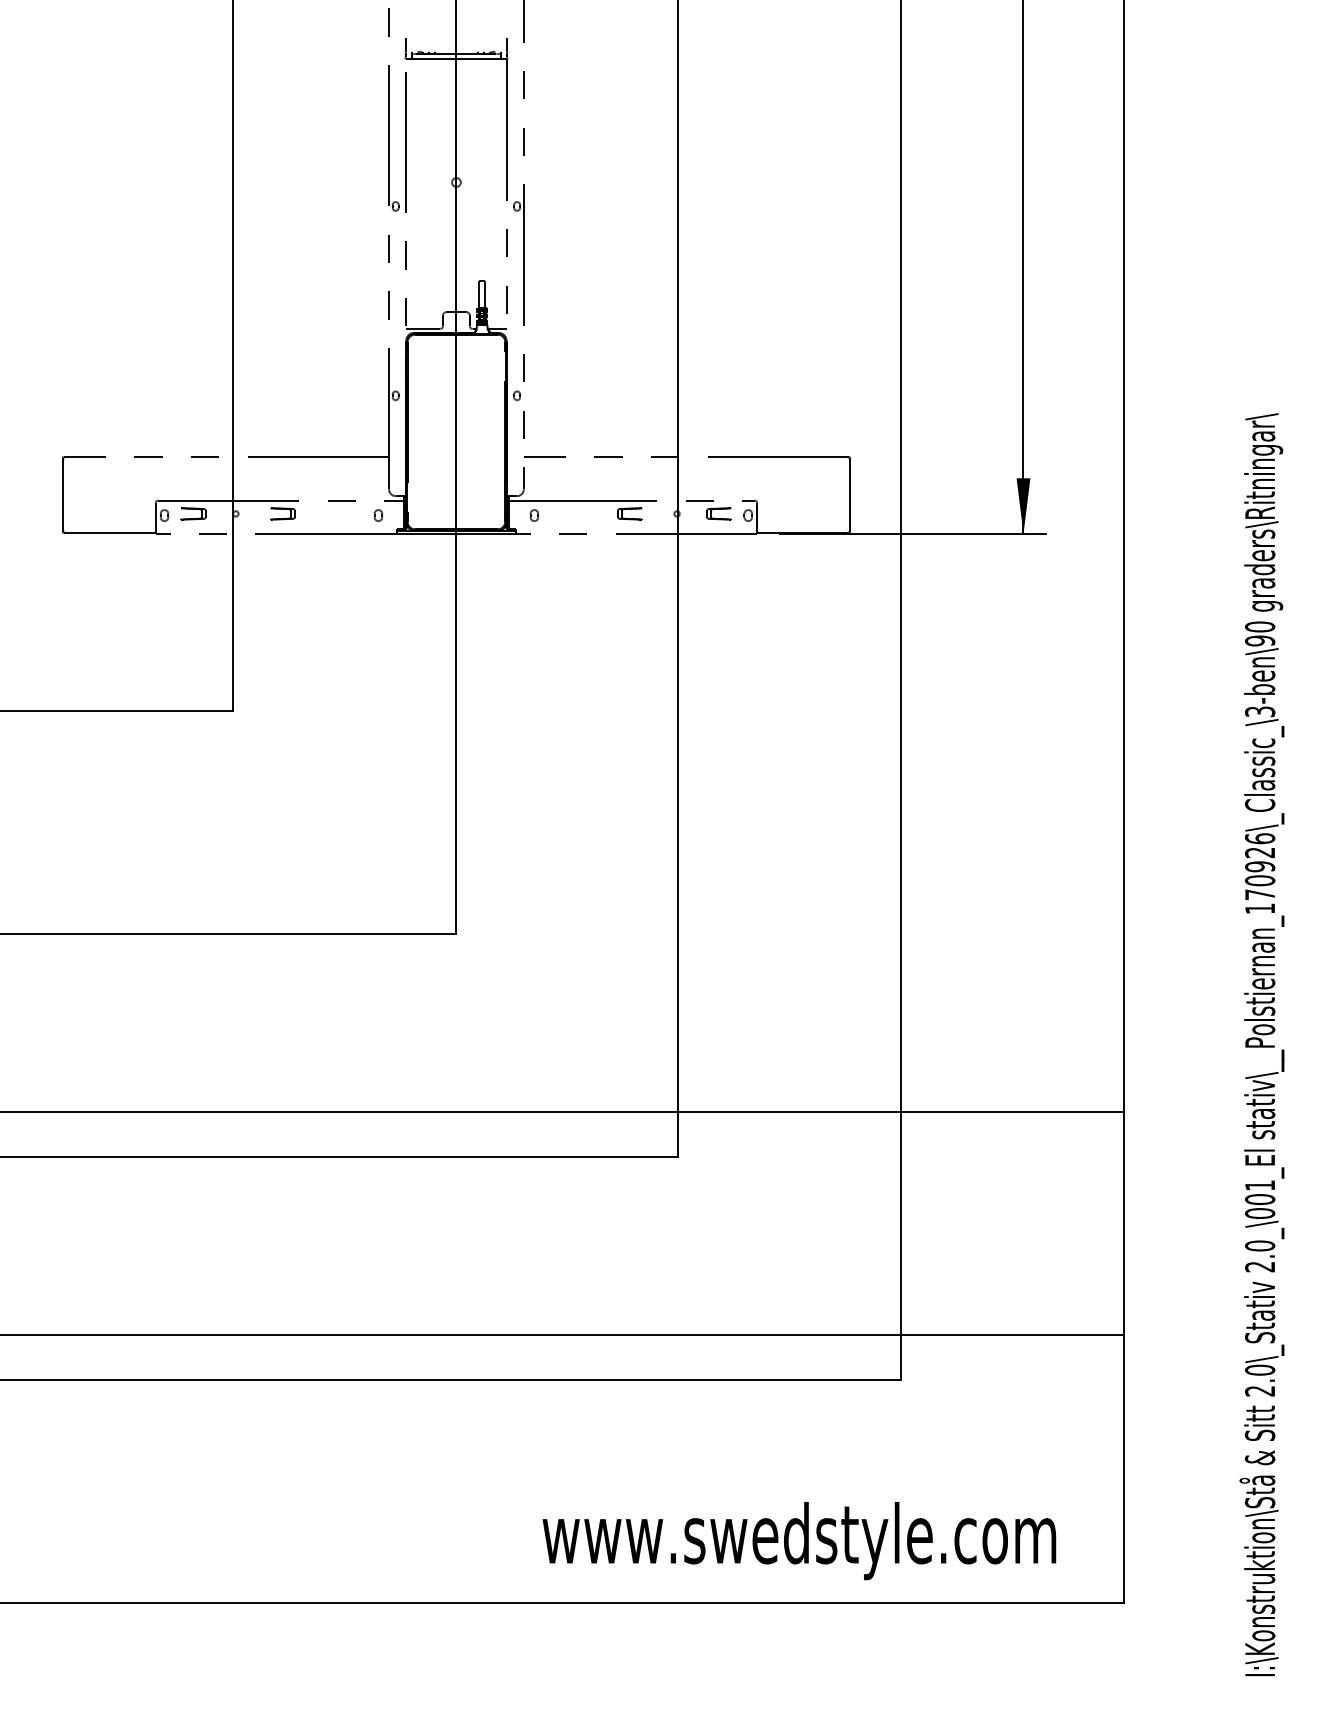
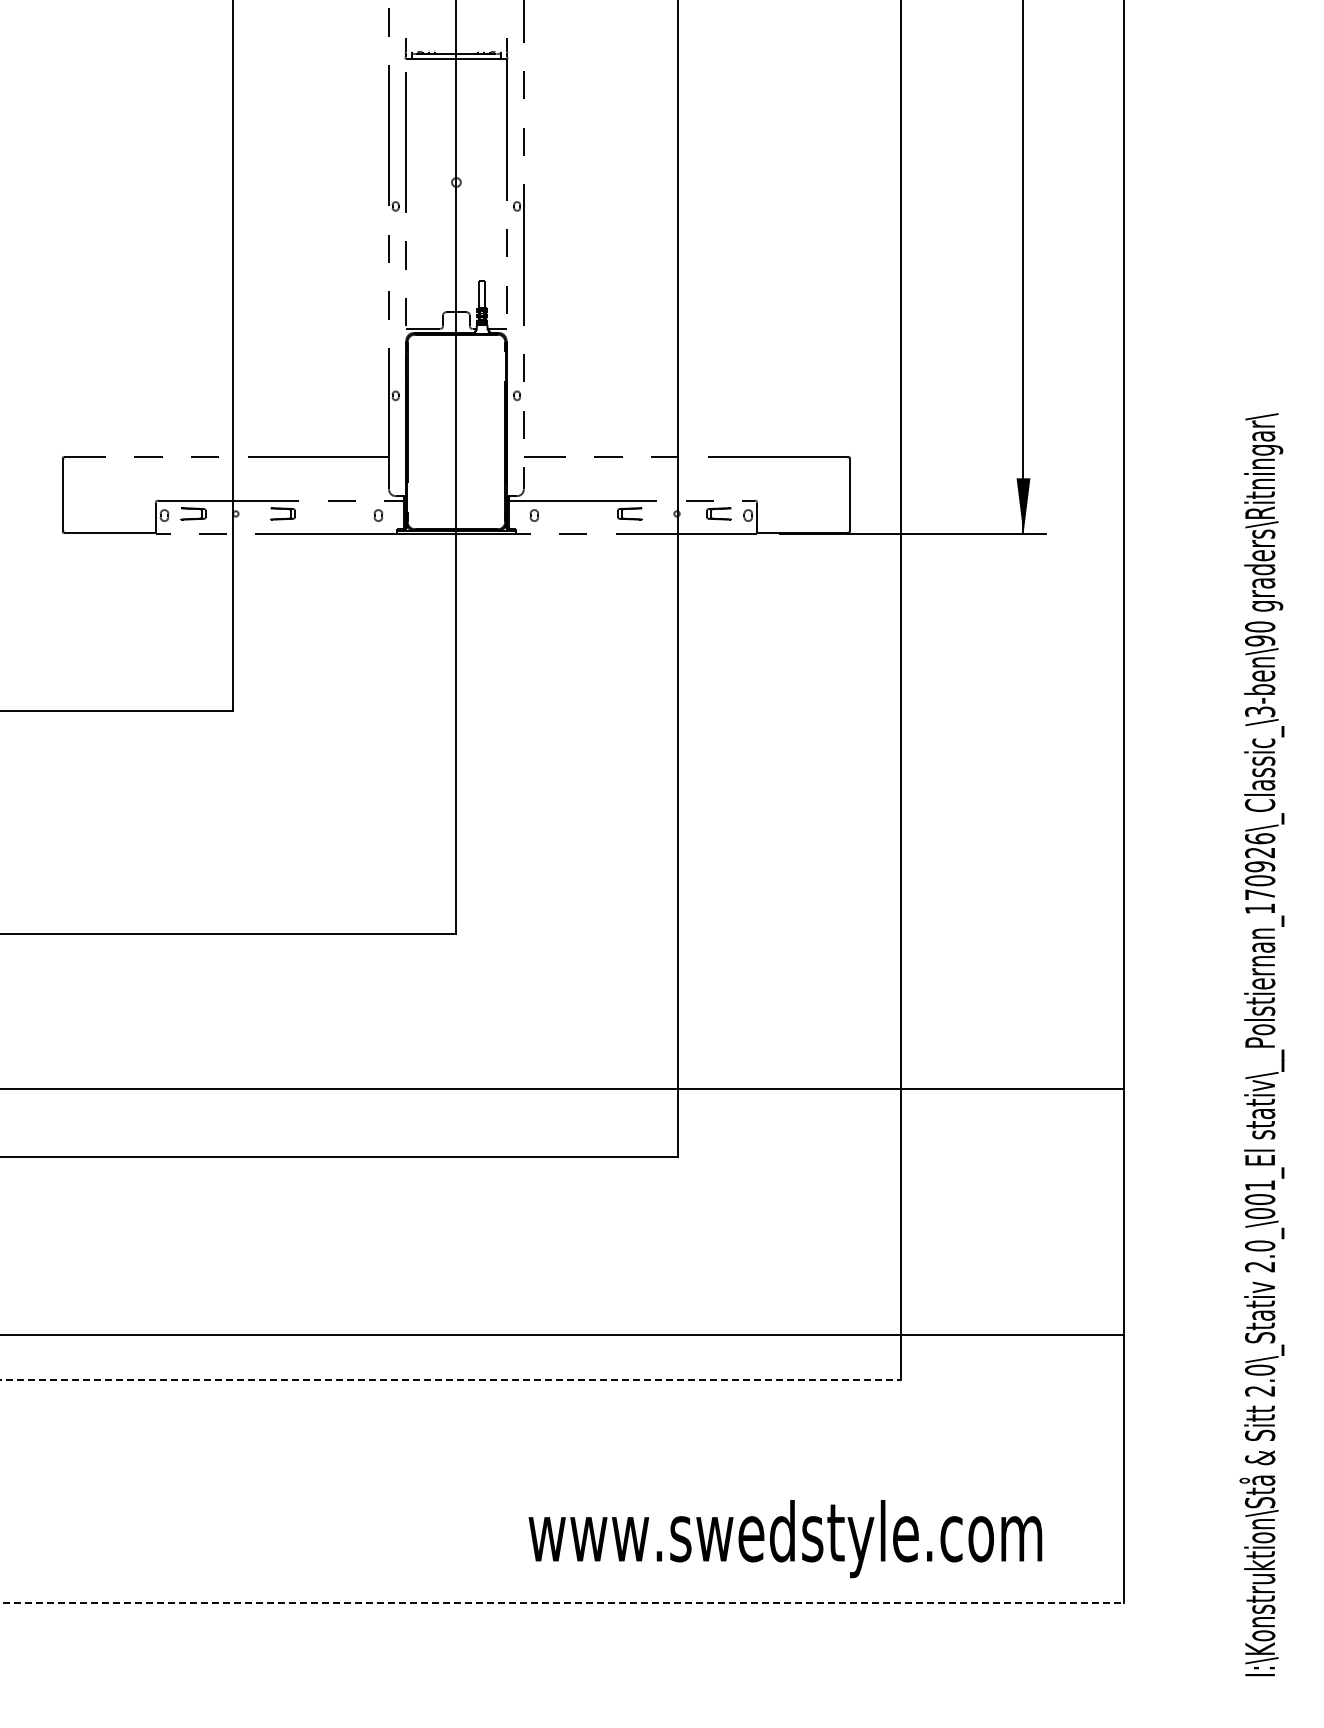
line position: (562, 1112) -> (562, 1089) (562, 1089)
line: solid -> dashed (451, 1379)
text position: (799, 1541) -> (785, 1539) (785, 1539)
line: solid -> dashed (562, 1602)
